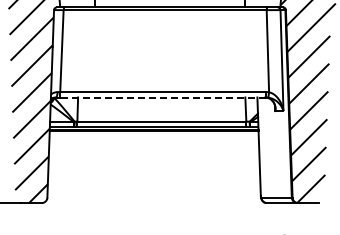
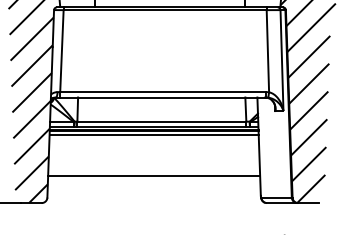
line: dashed -> solid (162, 97)
line: none -> present (153, 135)
line: none -> present (154, 176)
